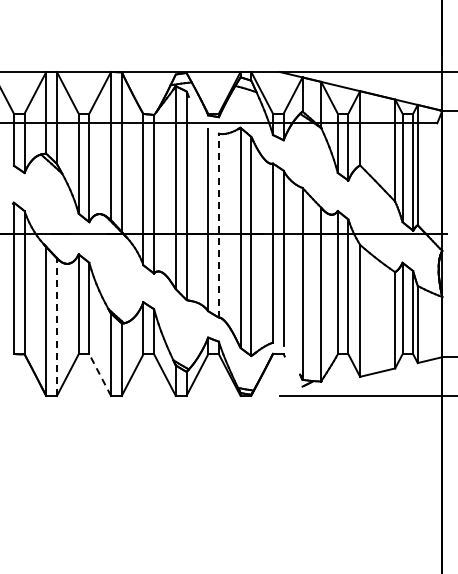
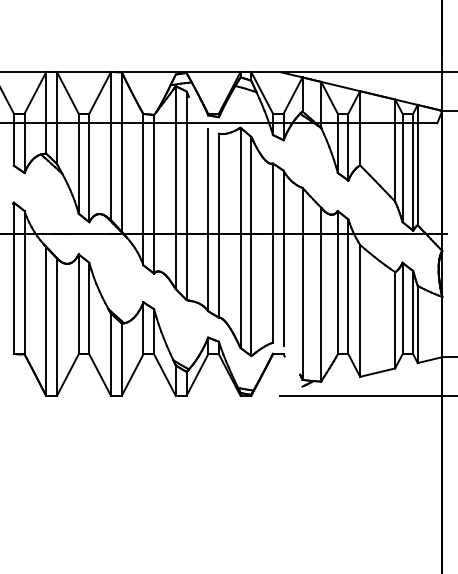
line: dashed -> solid (218, 225)
line: dashed -> solid (56, 327)
line: dashed -> solid (99, 374)
